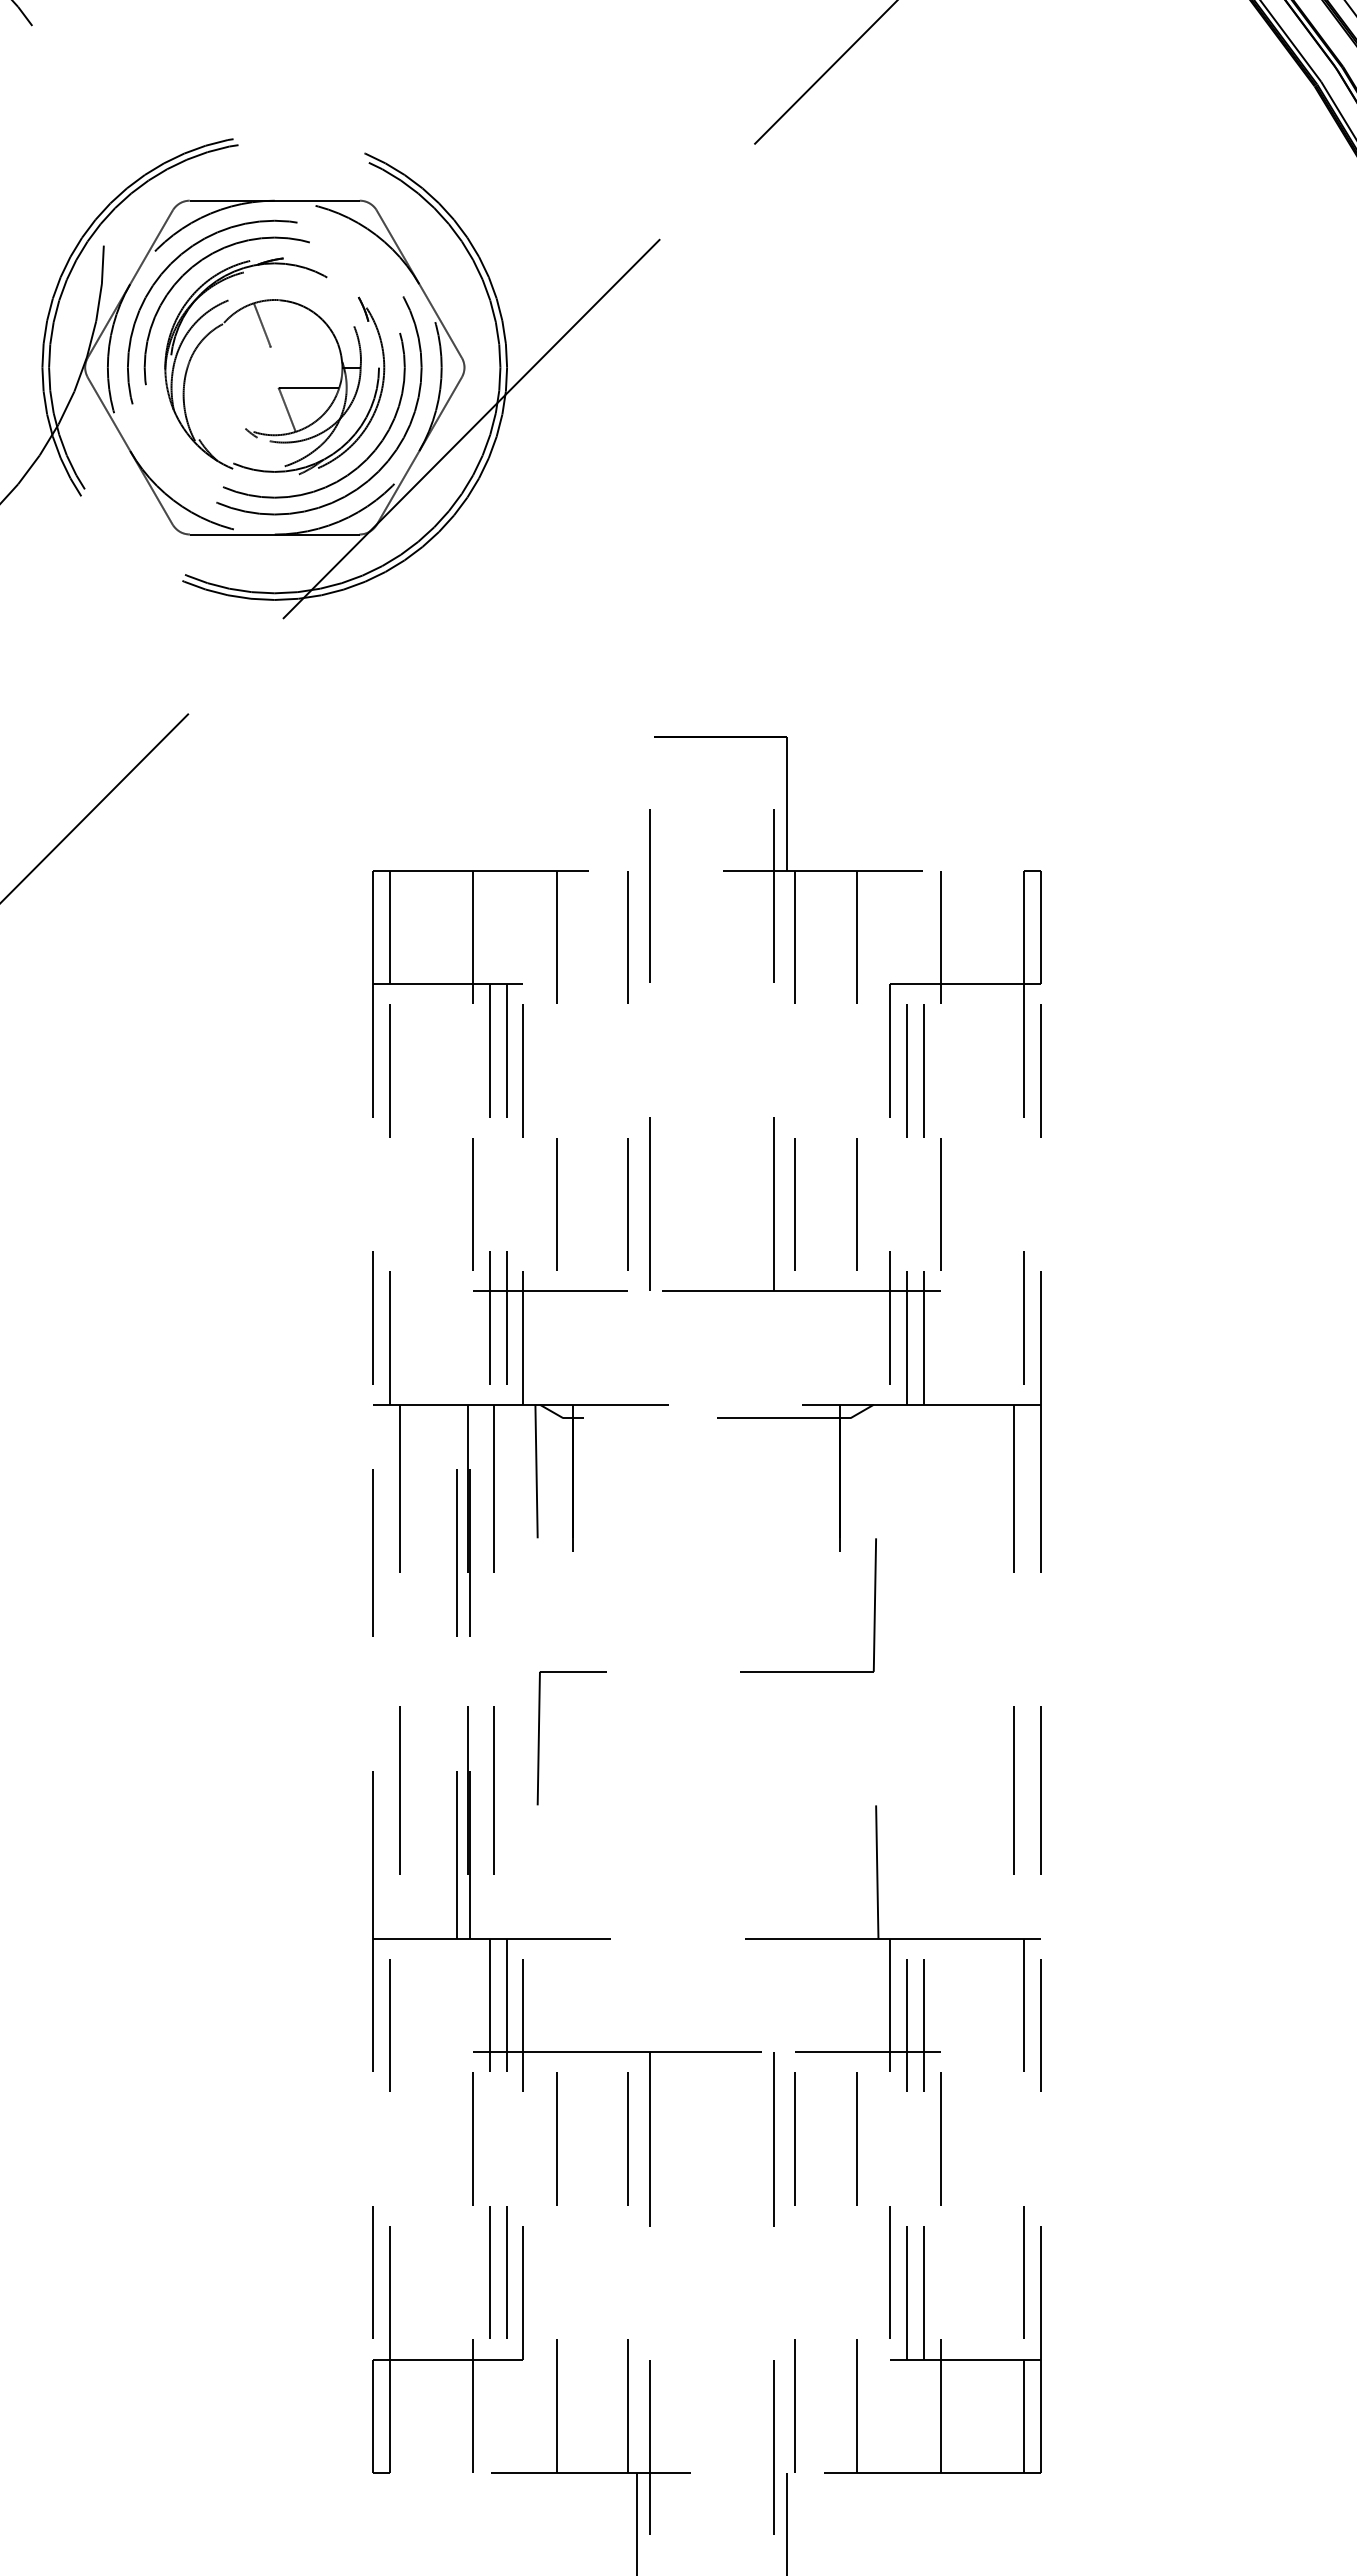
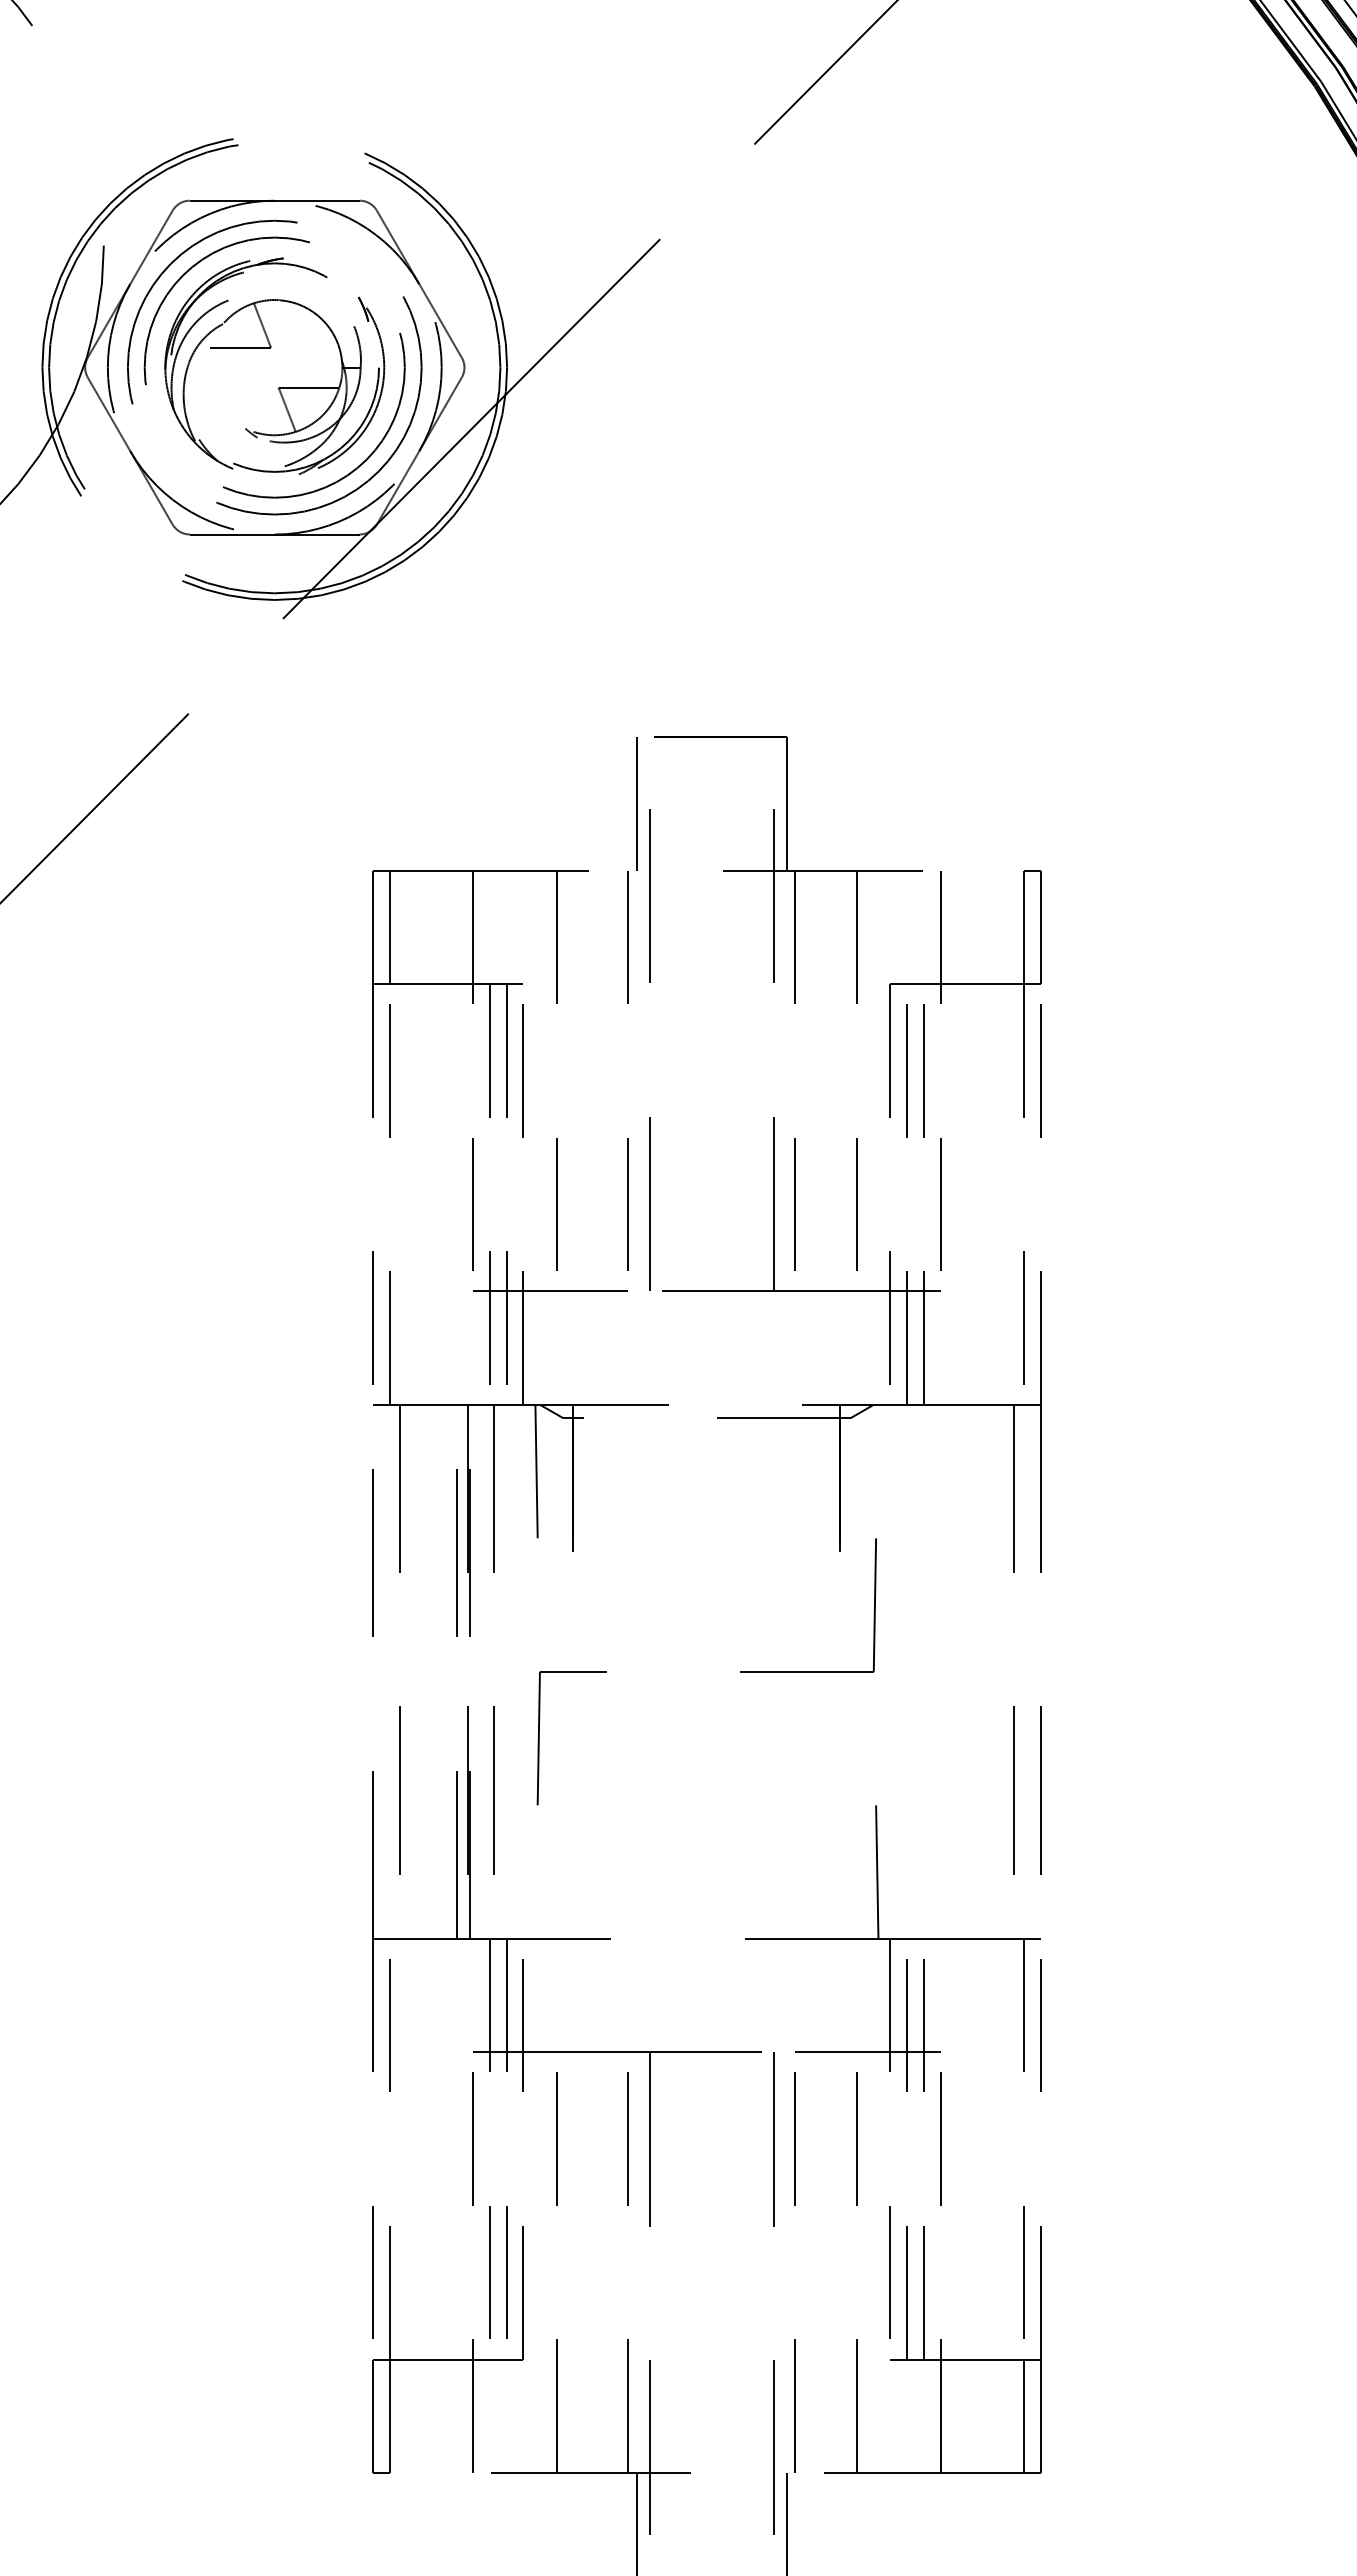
line: none -> present (240, 347)
line: none -> present (636, 803)
